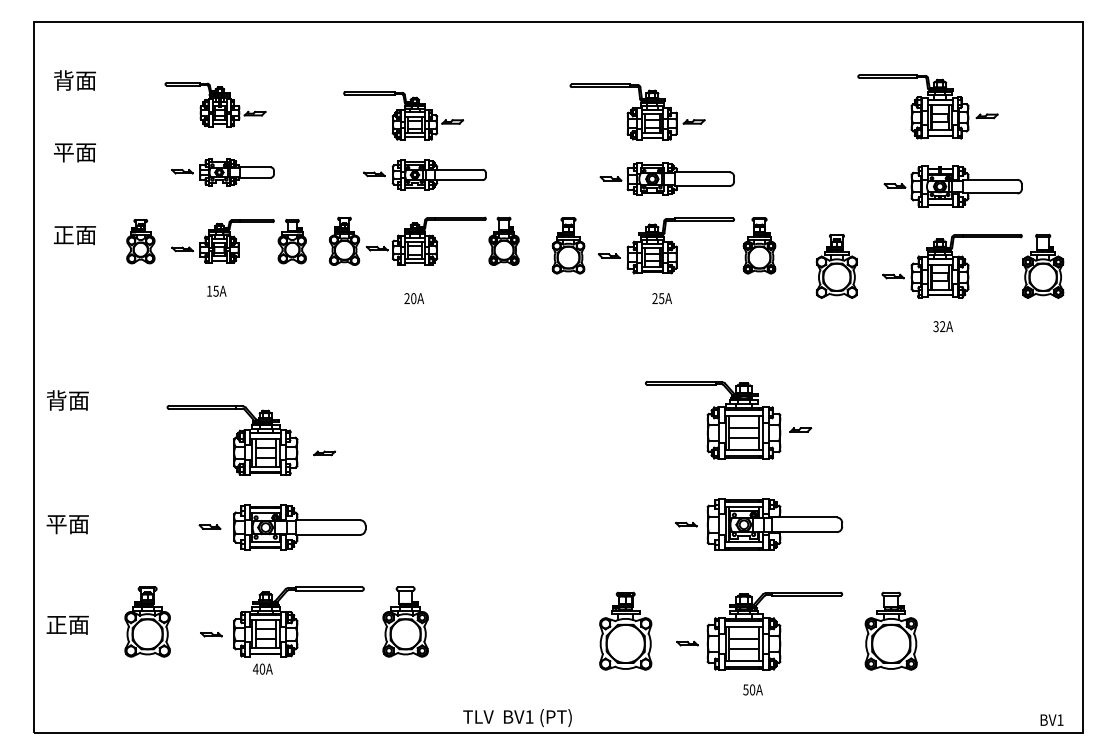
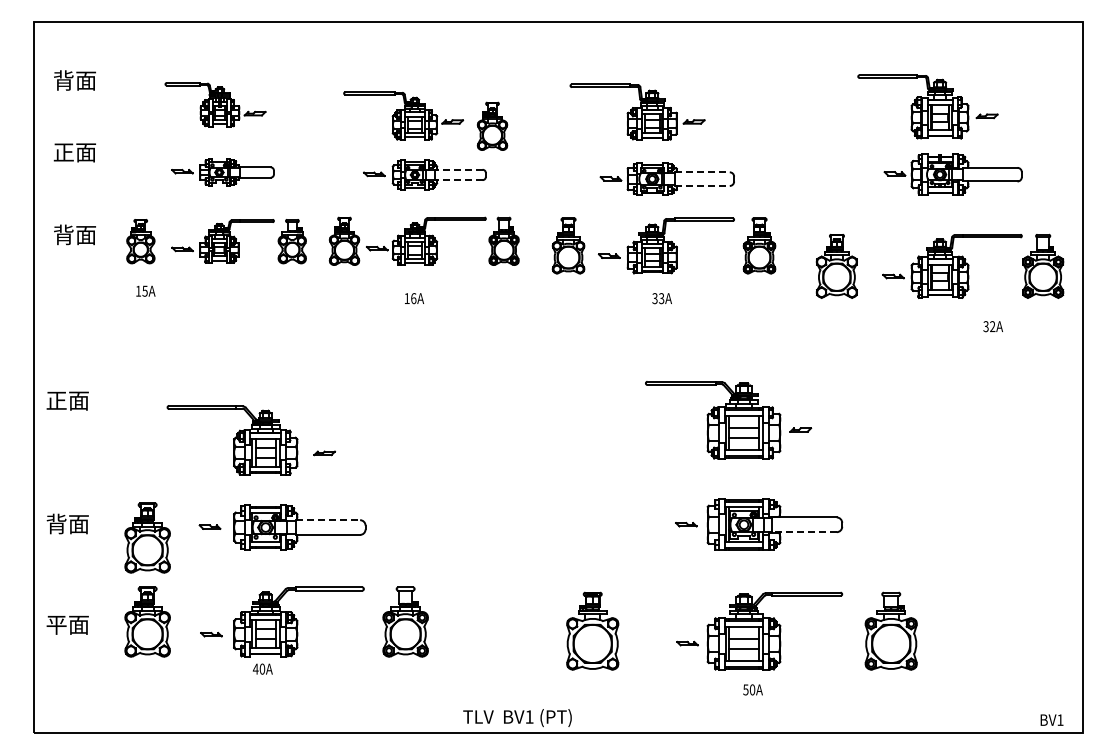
part: none -> present (492, 125)
text: 平面 -> 正面 (63, 152)
line: solid -> dashed (458, 169)
line: solid -> dashed (702, 172)
line: solid -> dashed (458, 180)
line: solid -> dashed (702, 185)
part position: (952, 186) -> (952, 174) (952, 174)
text: 正面 -> 背面 (63, 234)
text position: (216, 290) -> (145, 290) (145, 290)
text: 20A -> 16A (410, 298)
text: 25A -> 33A (658, 298)
text position: (942, 326) -> (992, 326) (992, 326)
text: 背面 -> 正面 (56, 400)
line: solid -> dashed (328, 520)
text: 平面 -> 背面 (56, 523)
line: solid -> dashed (804, 532)
part: none -> present (147, 537)
text: 正面 -> 平面 (56, 624)
part position: (625, 630) -> (592, 630) (592, 630)
